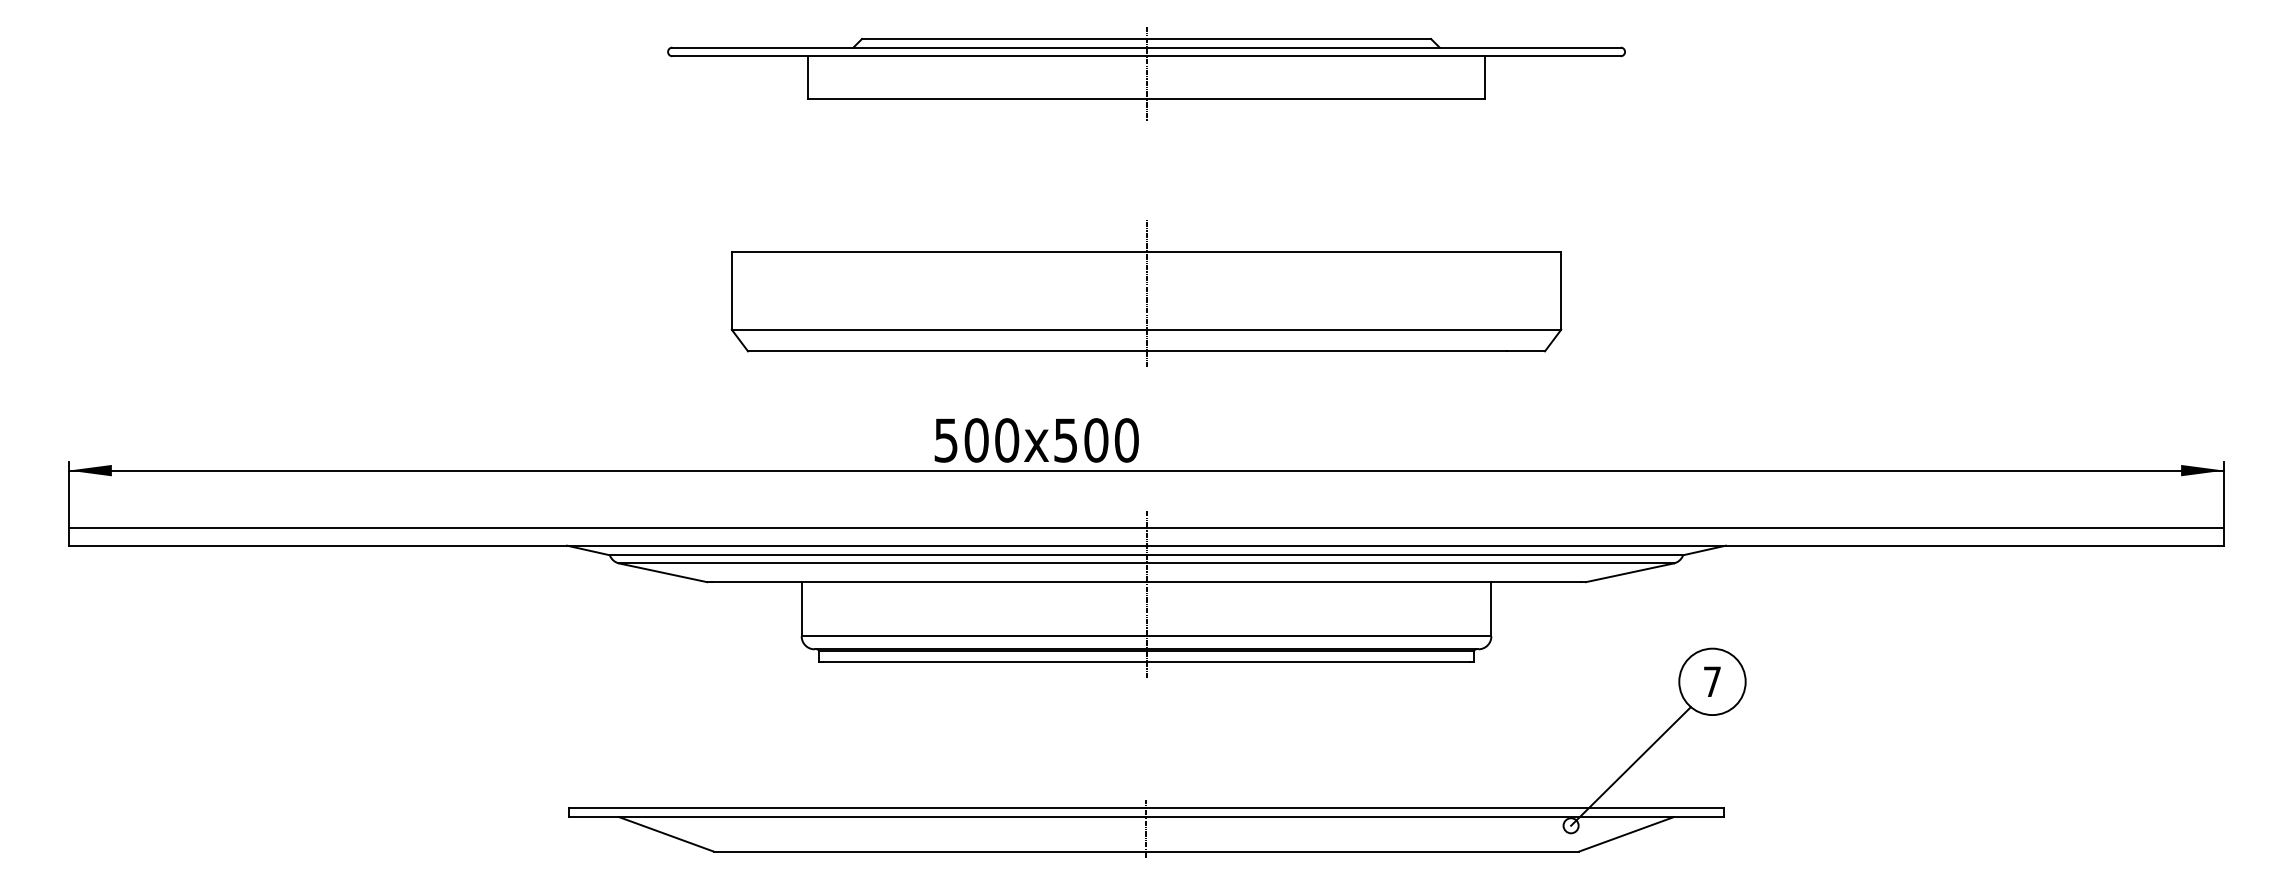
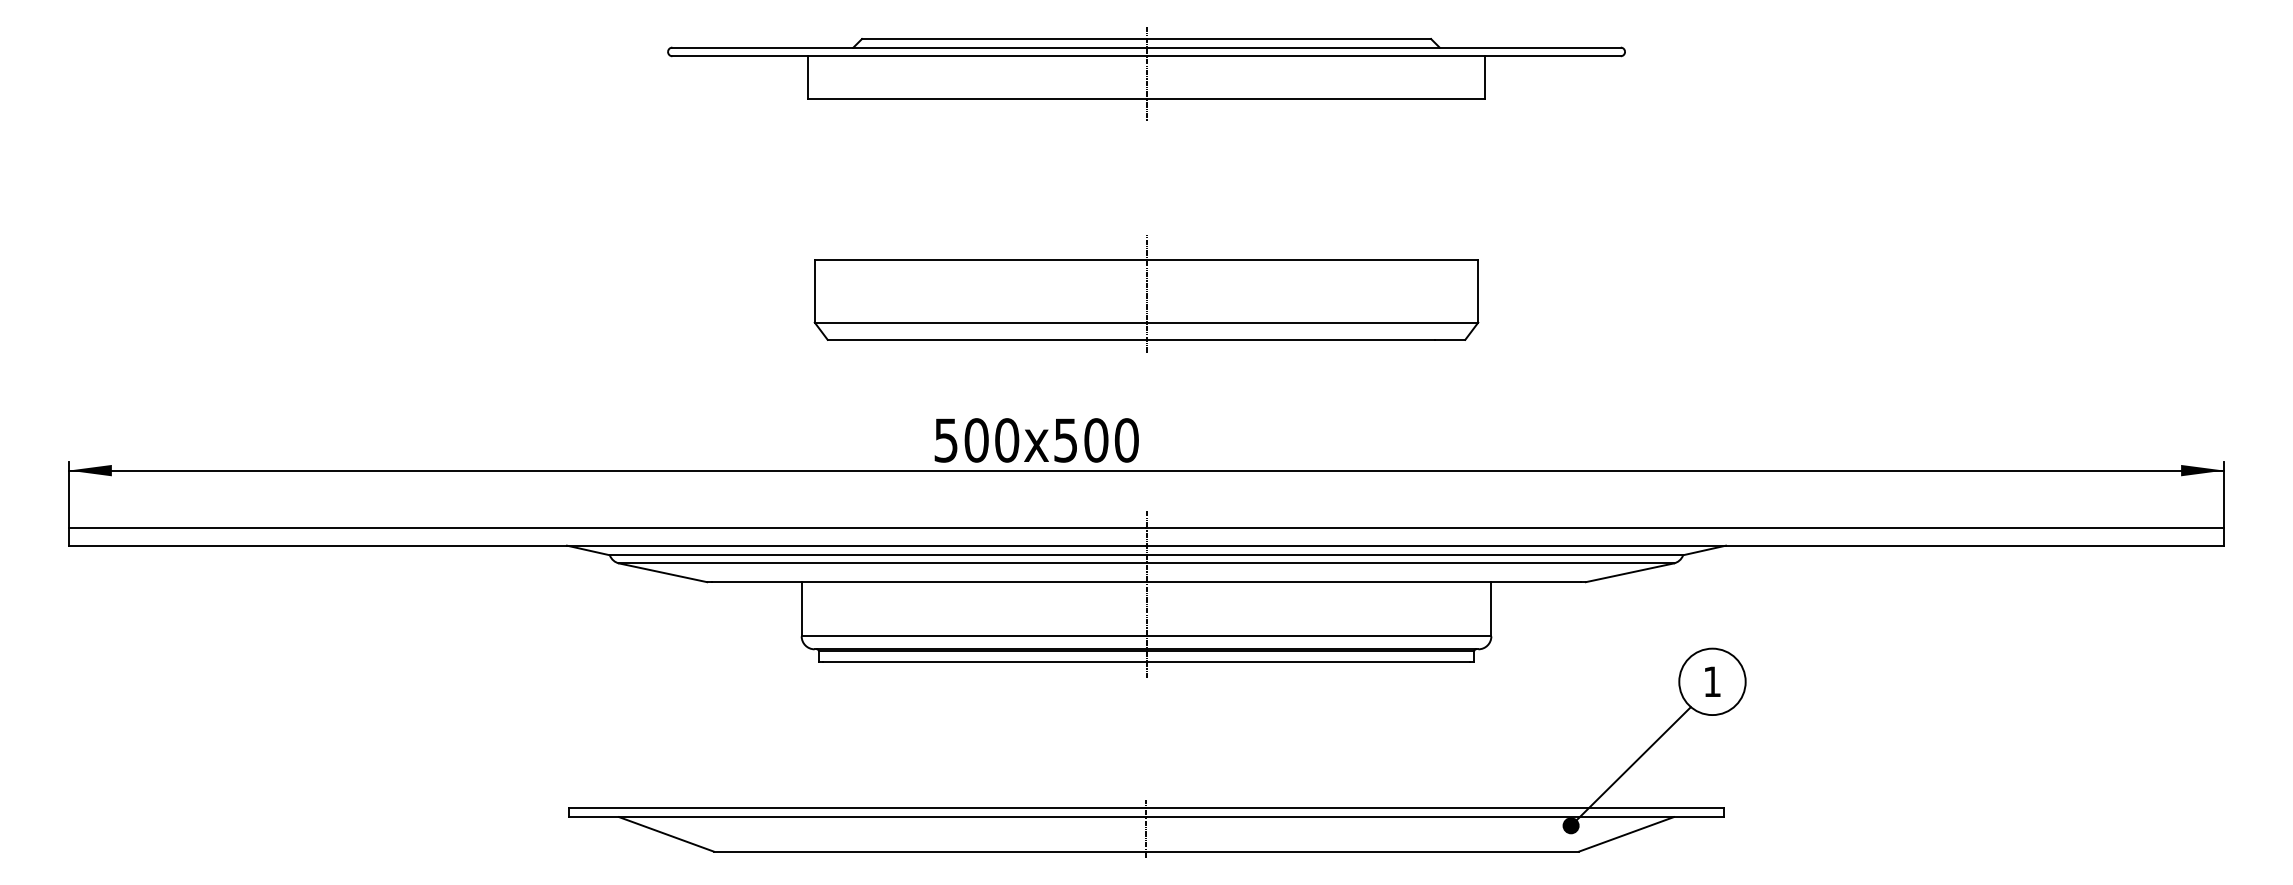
part size: 833x147 px -> 667x118 px (1146, 293)
text: 7 -> 1 (1712, 681)
fill: none -> present (1570, 825)
